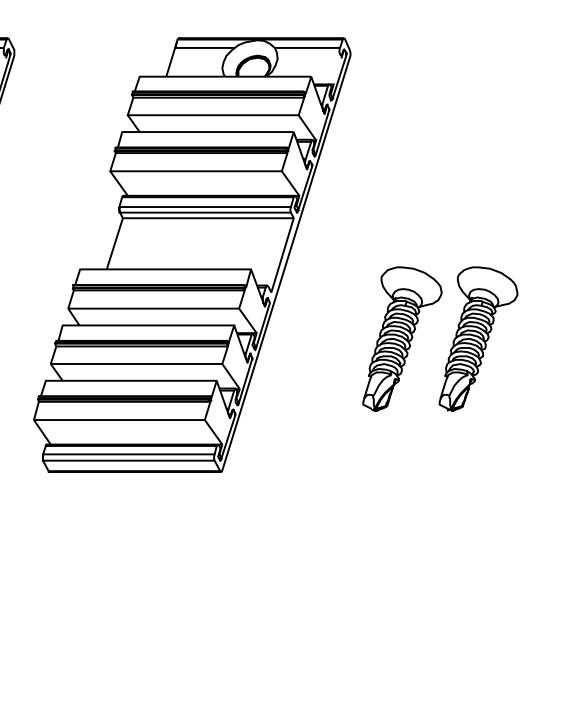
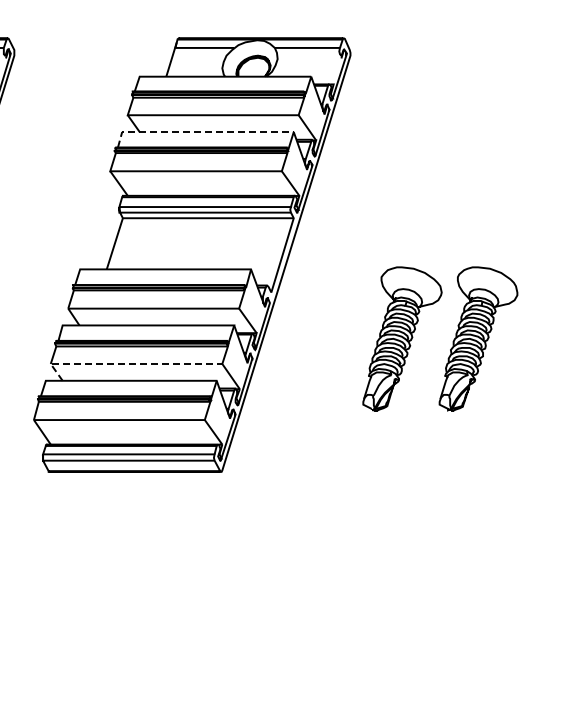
line: solid -> dashed (200, 132)
line: solid -> dashed (125, 363)
